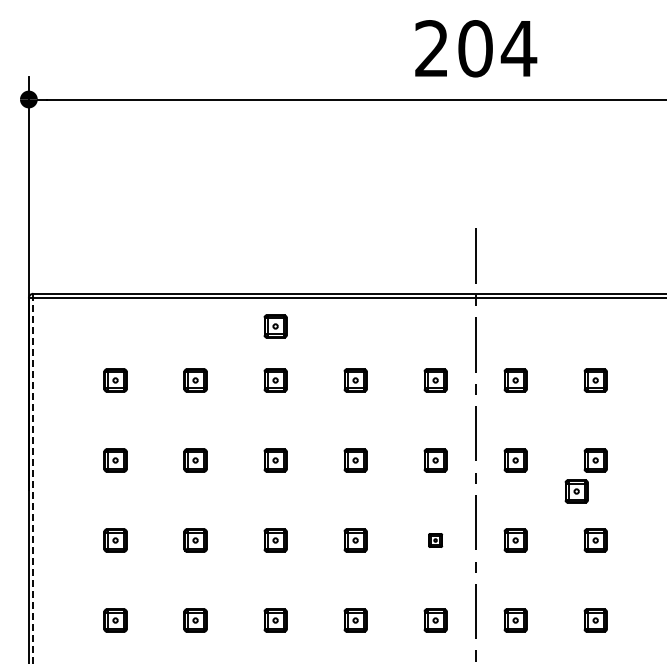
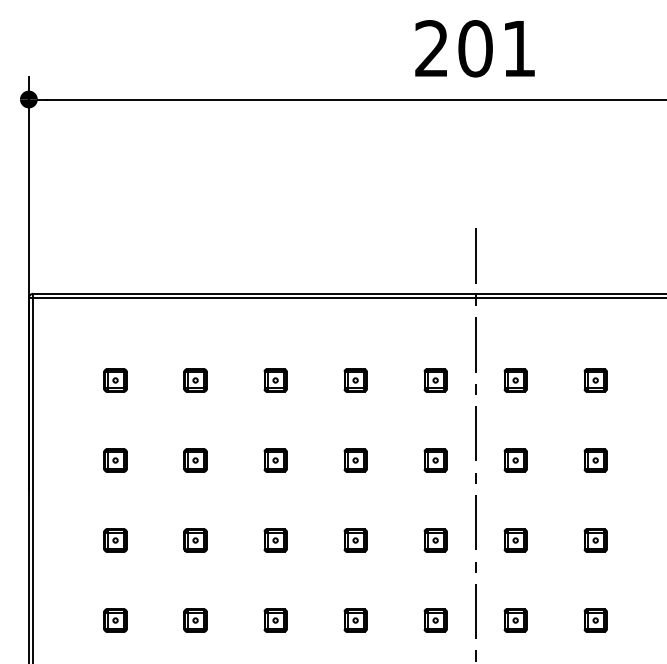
text: 204 -> 201 (518, 48)
part: present -> none (275, 326)
line: dashed -> solid (33, 478)
part: present -> none (576, 491)
part size: 16x15 px -> 25x25 px (435, 540)
